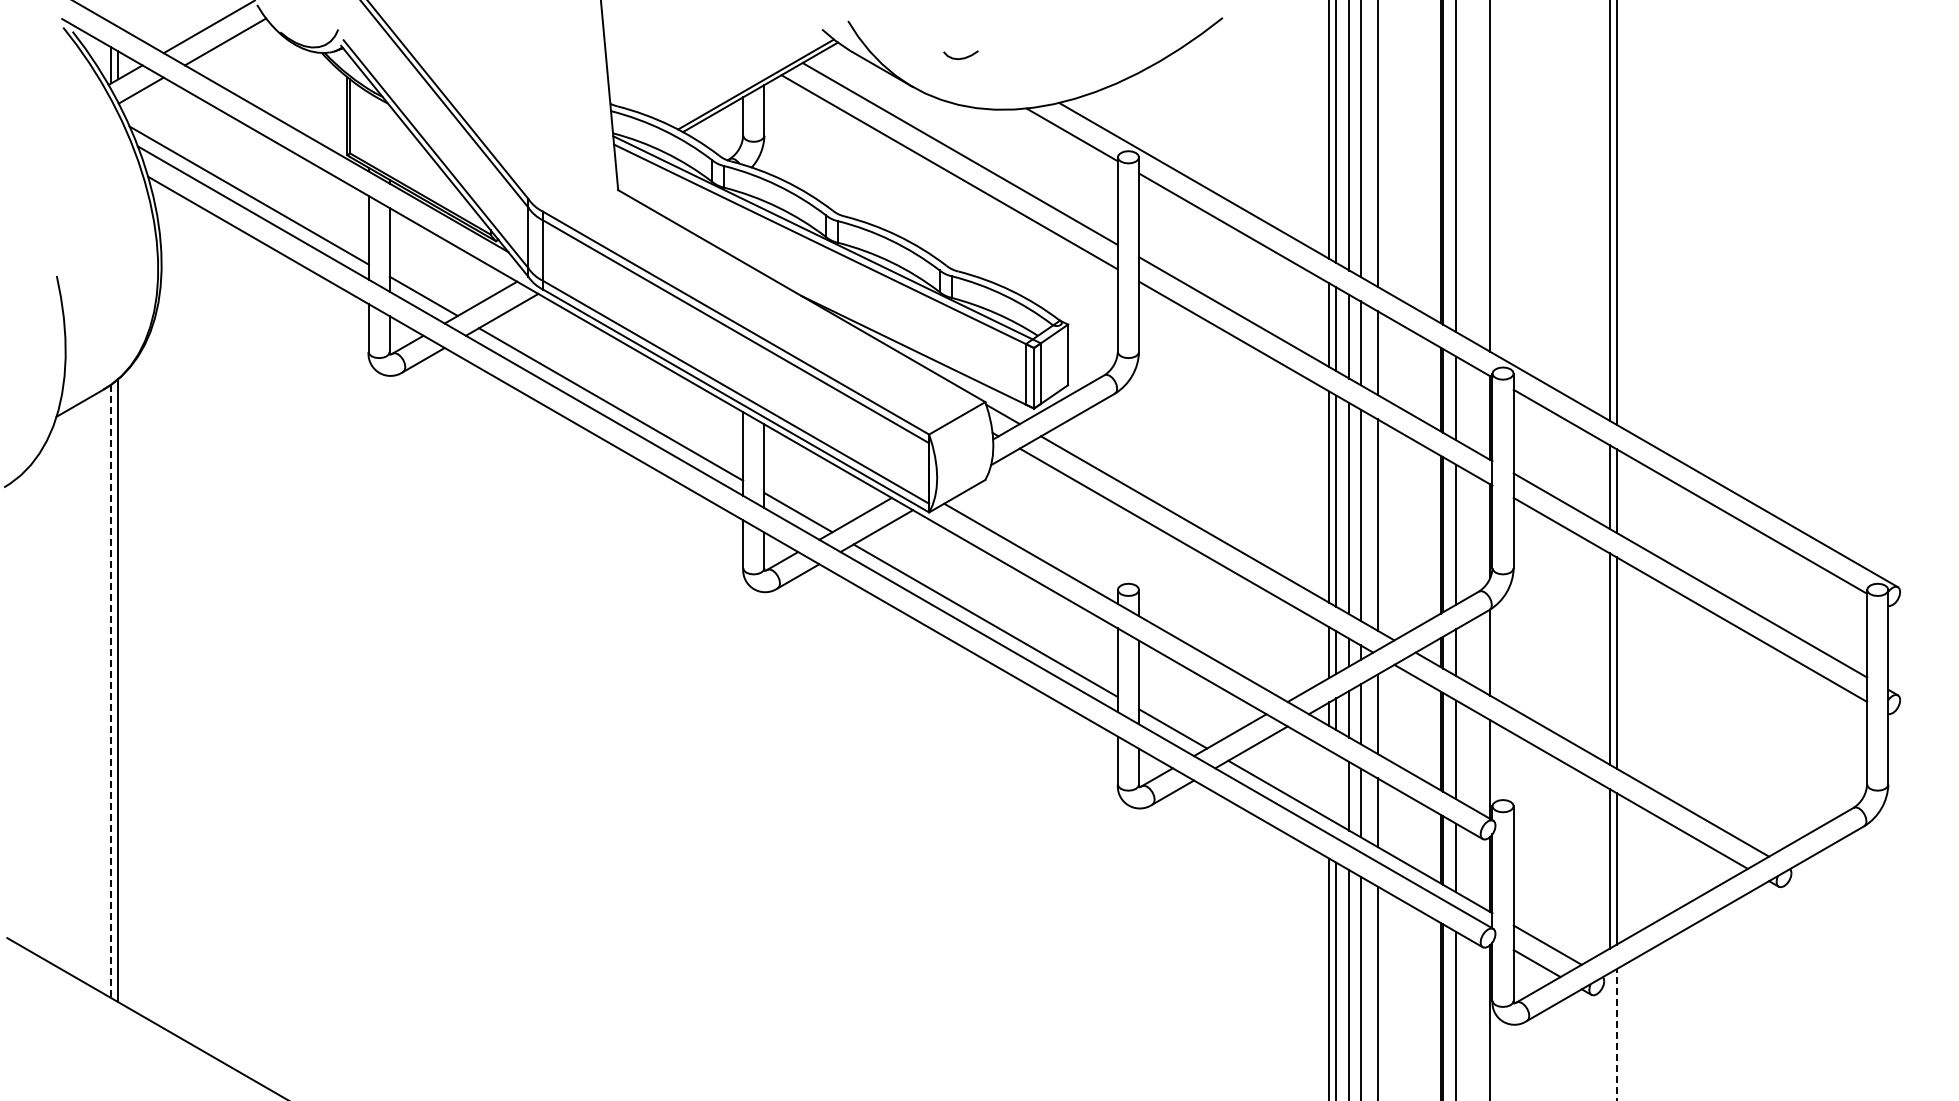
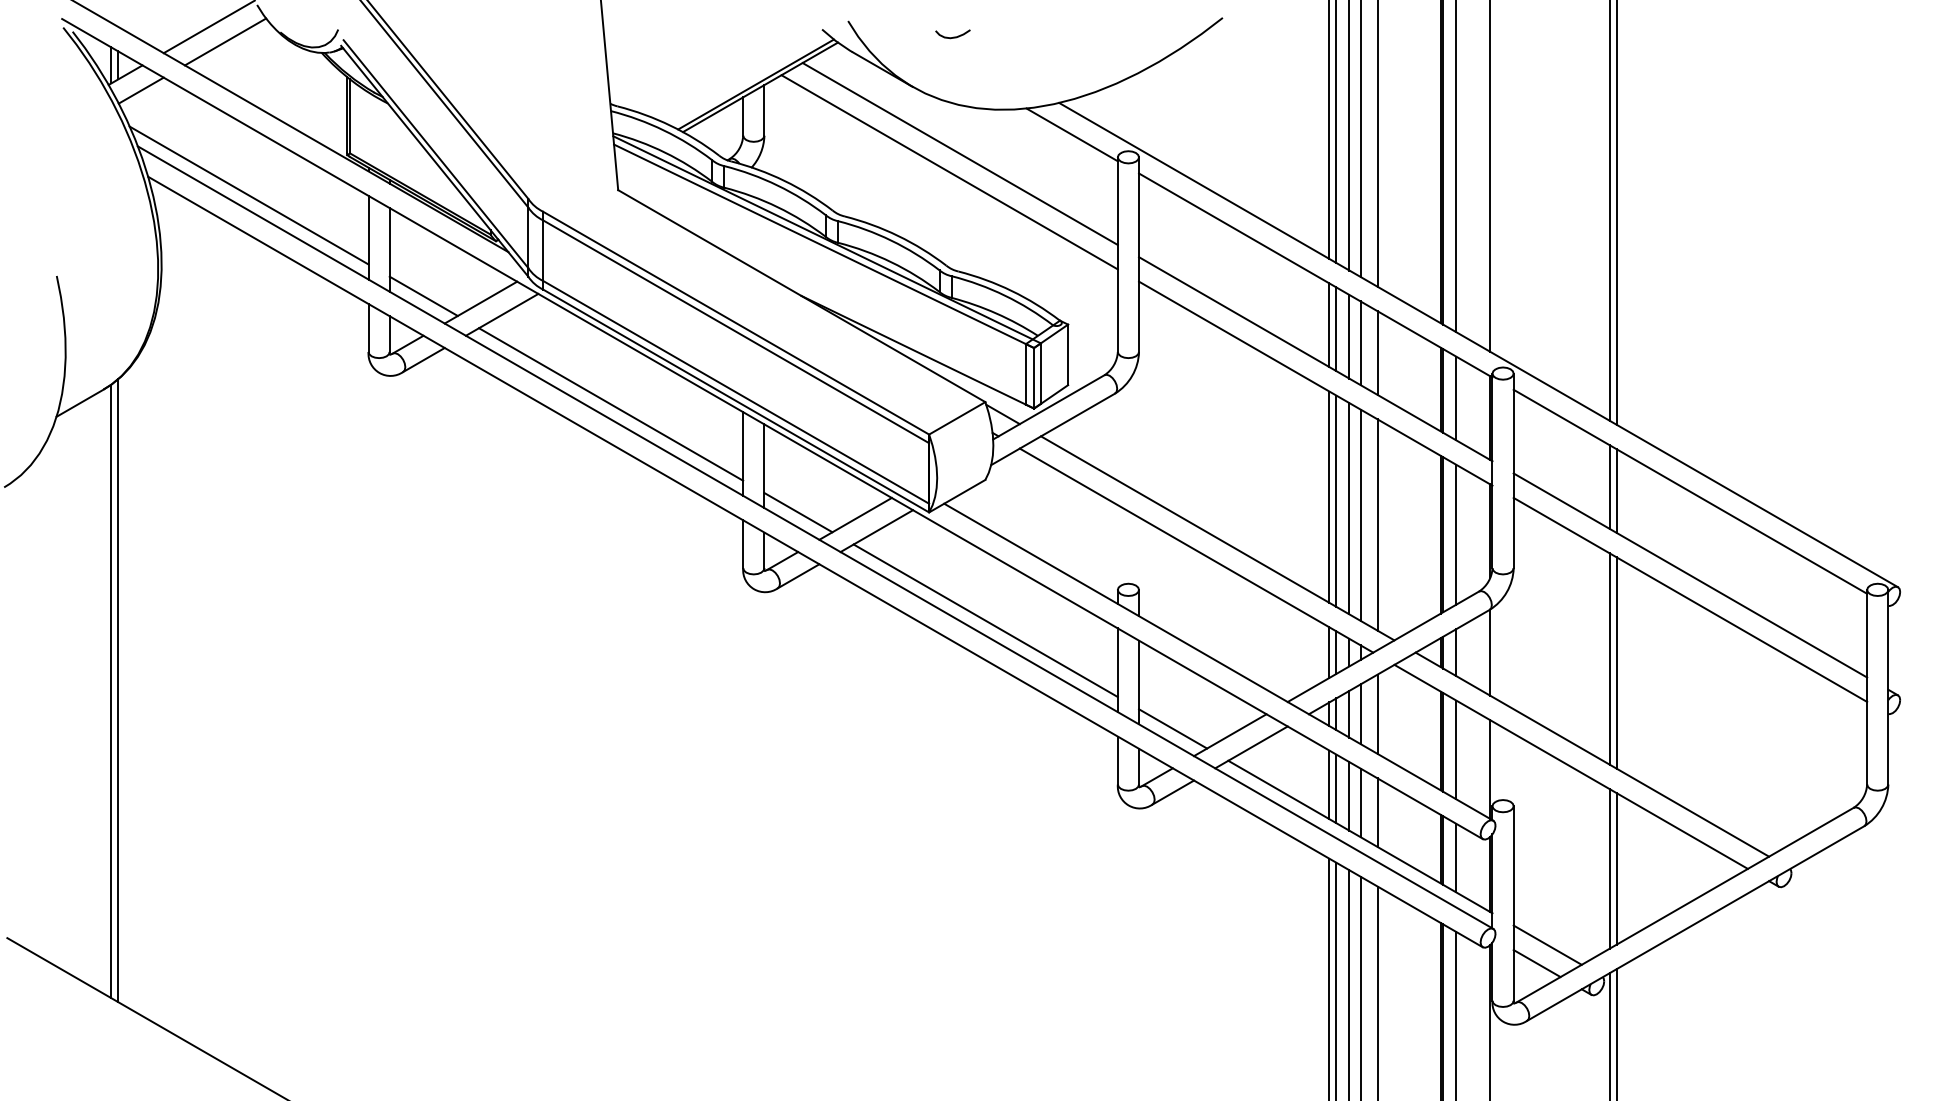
curve position: (961, 57) -> (953, 36) (953, 36)
line: dashed -> solid (111, 691)
line: none -> present (1329, 784)
line: none -> present (1336, 788)
line: dashed -> solid (1616, 1034)
line: none -> present (1609, 1035)
